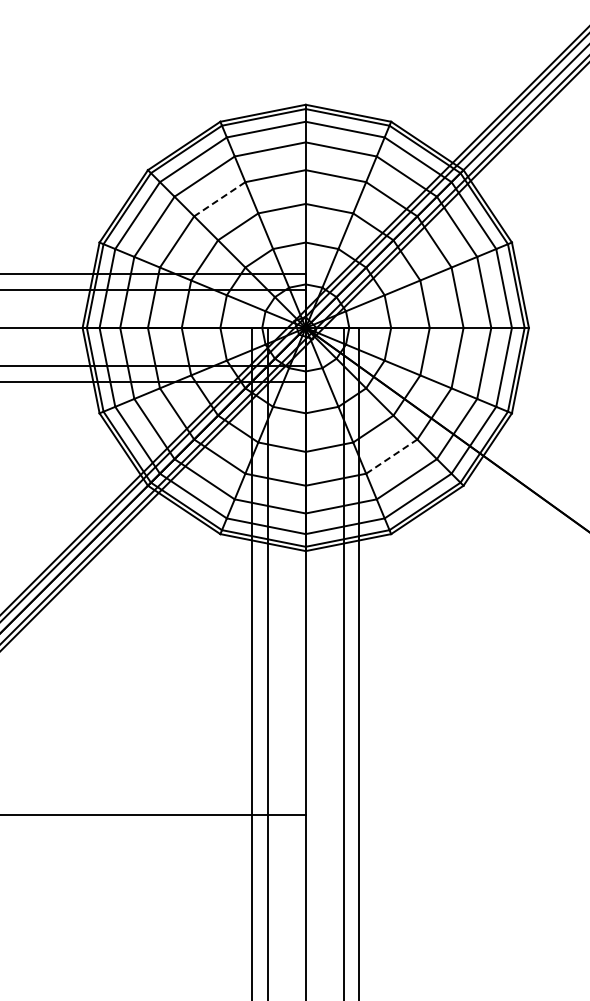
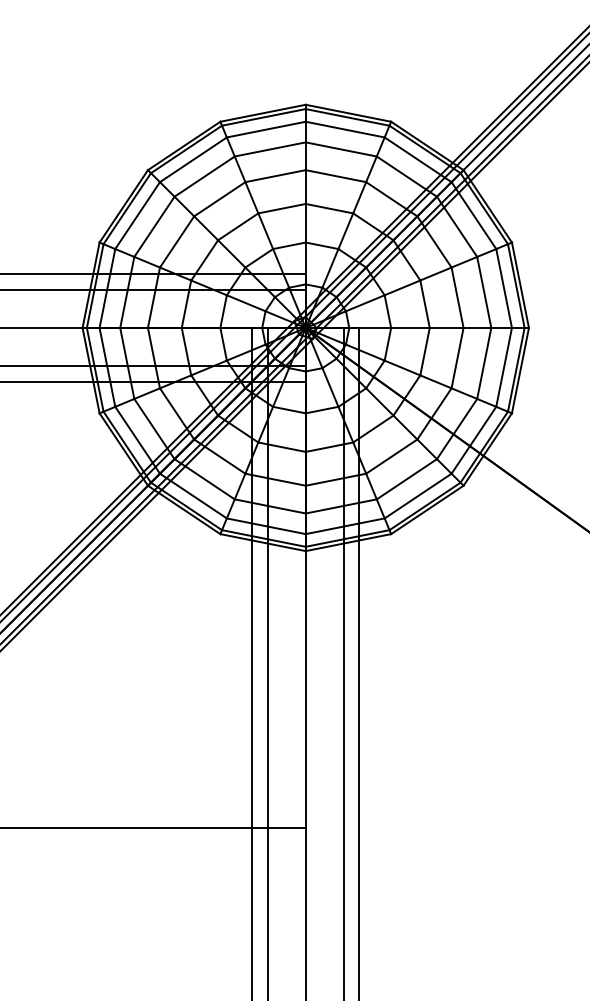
line: dashed -> solid (219, 199)
line: dashed -> solid (391, 456)
line position: (153, 814) -> (153, 827) (153, 827)
